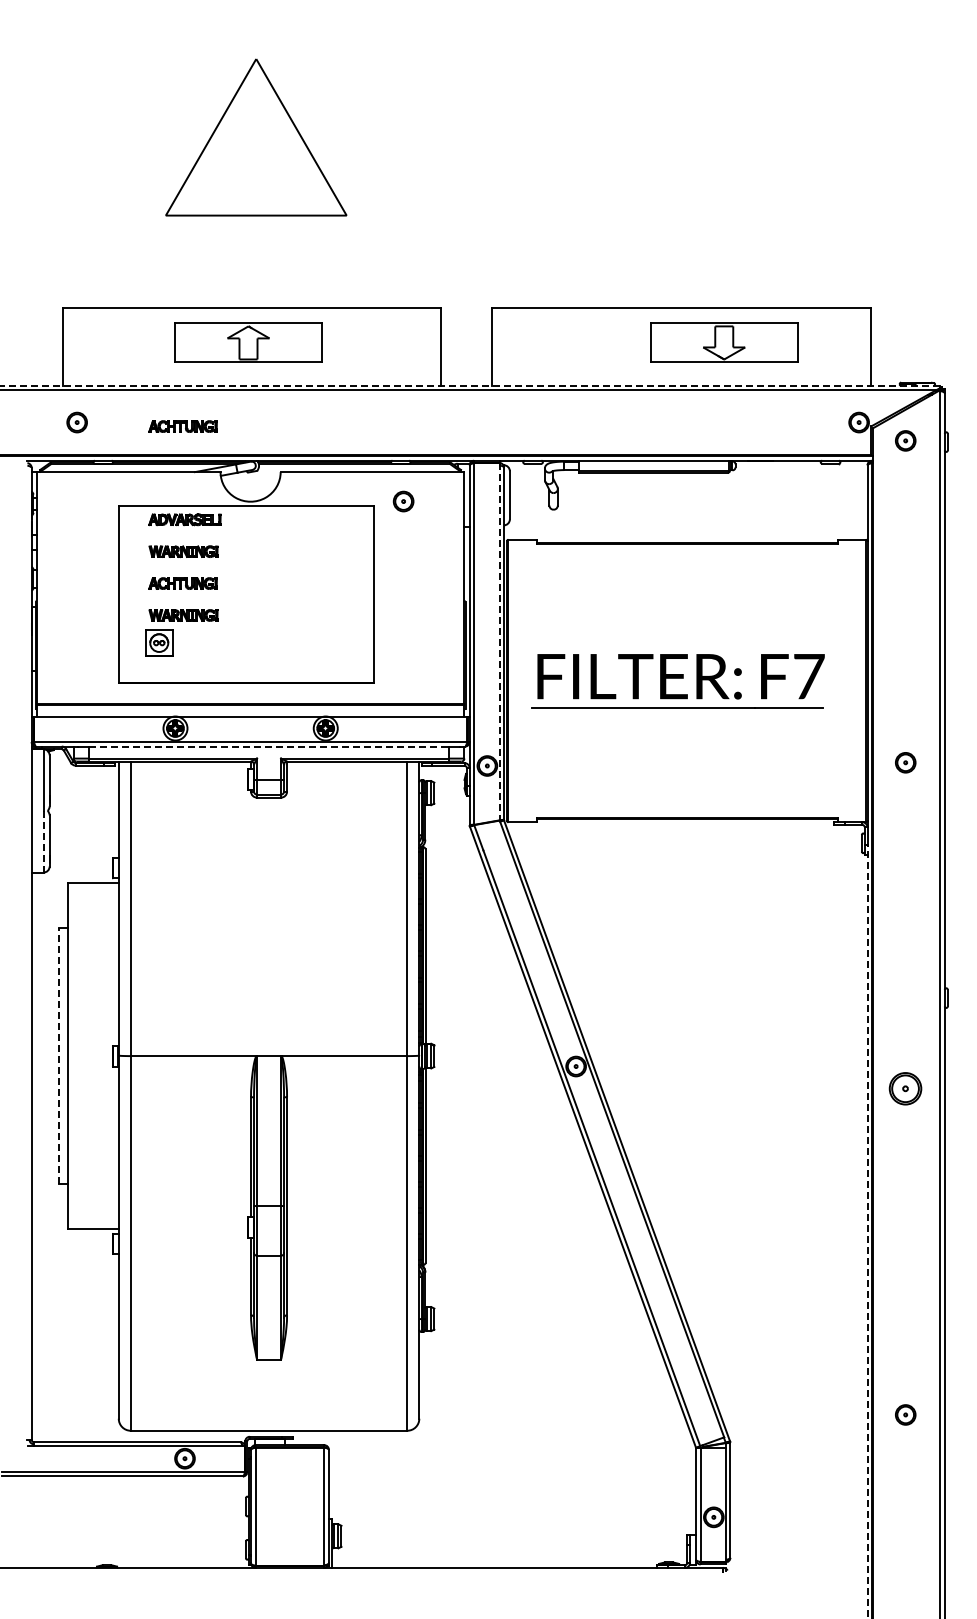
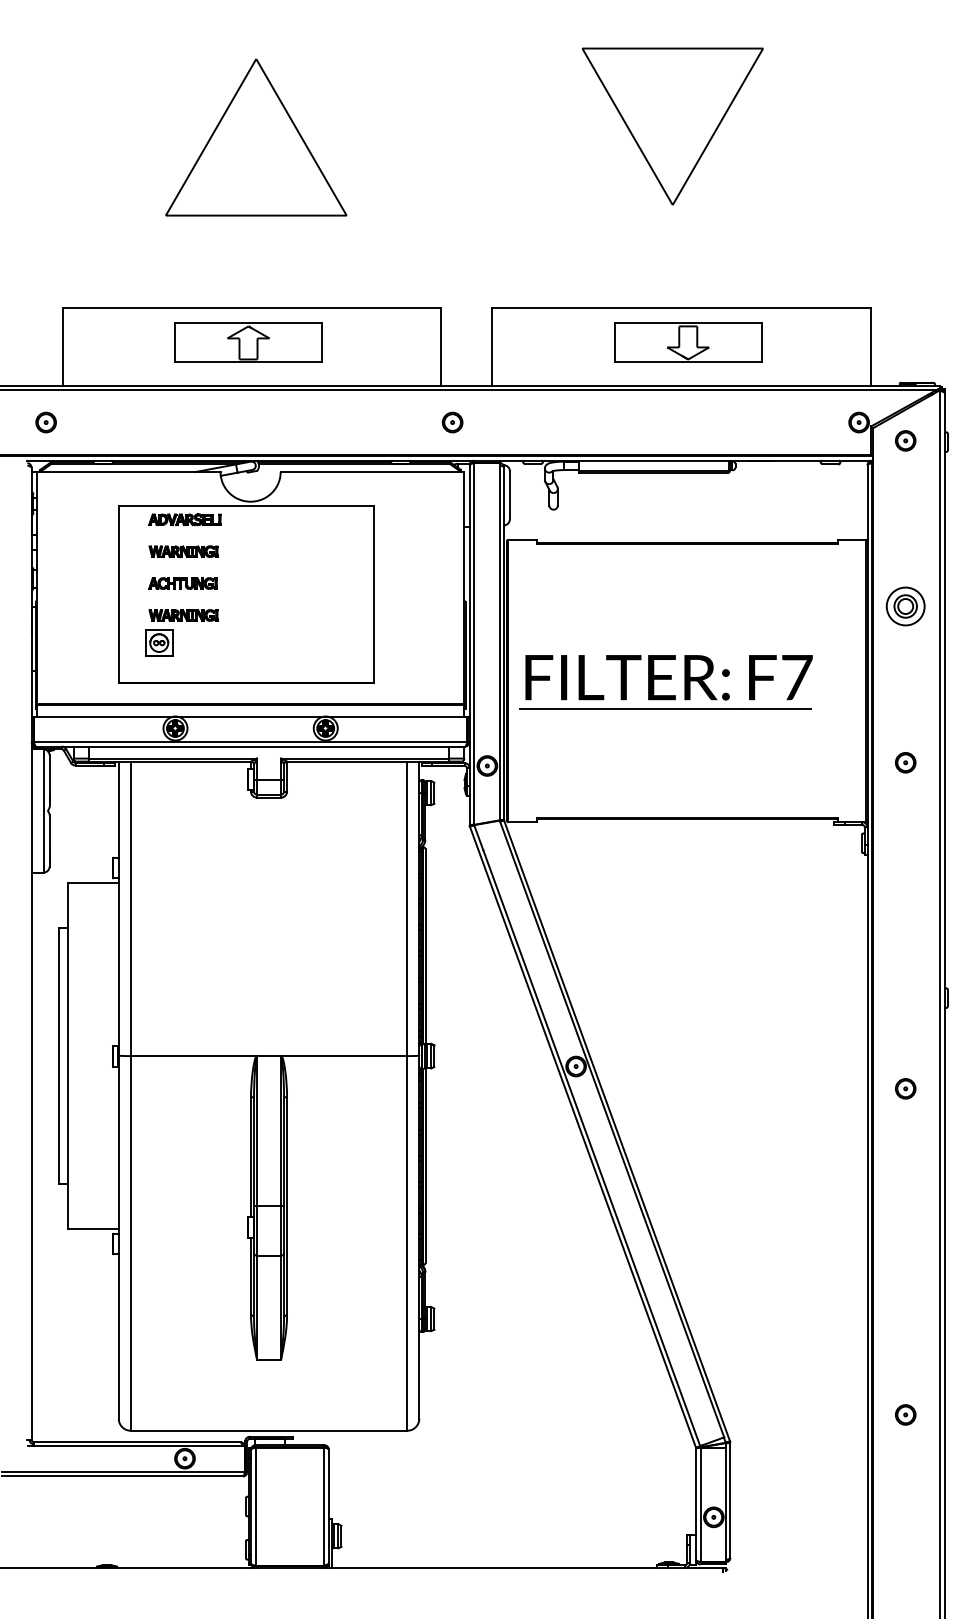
part: none -> present (672, 126)
part position: (724, 342) -> (688, 342) (688, 342)
line: dashed -> solid (470, 385)
part position: (76, 422) -> (45, 422) (45, 422)
part: present -> none (182, 426)
part position: (403, 501) -> (452, 422) (452, 422)
part: none -> present (905, 606)
line: dashed -> solid (499, 641)
part position: (677, 681) -> (665, 682) (665, 682)
line: dashed -> solid (269, 746)
line: dashed -> solid (43, 841)
line: dashed -> solid (58, 1056)
part size: 35x34 px -> 22x22 px (905, 1088)
line: dashed -> solid (867, 1231)
